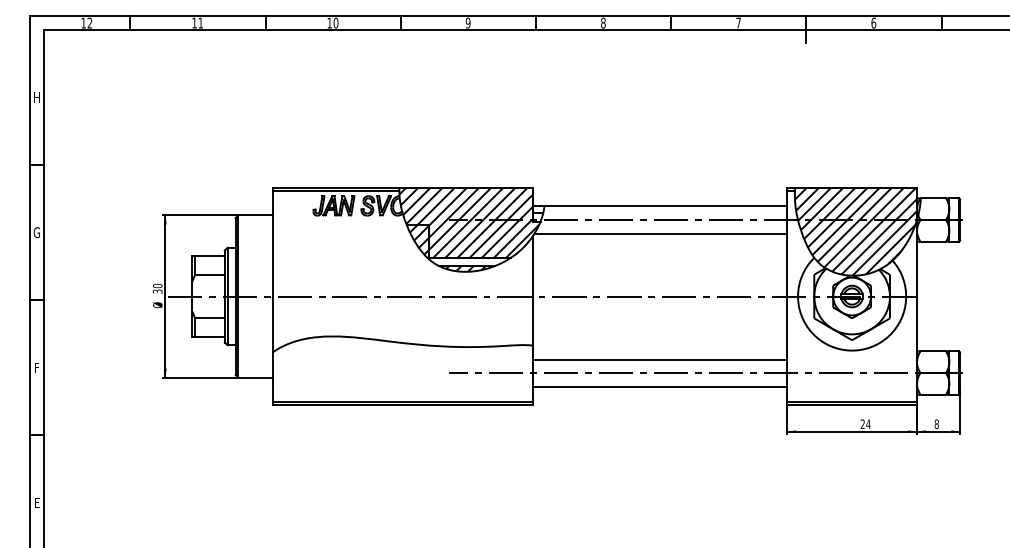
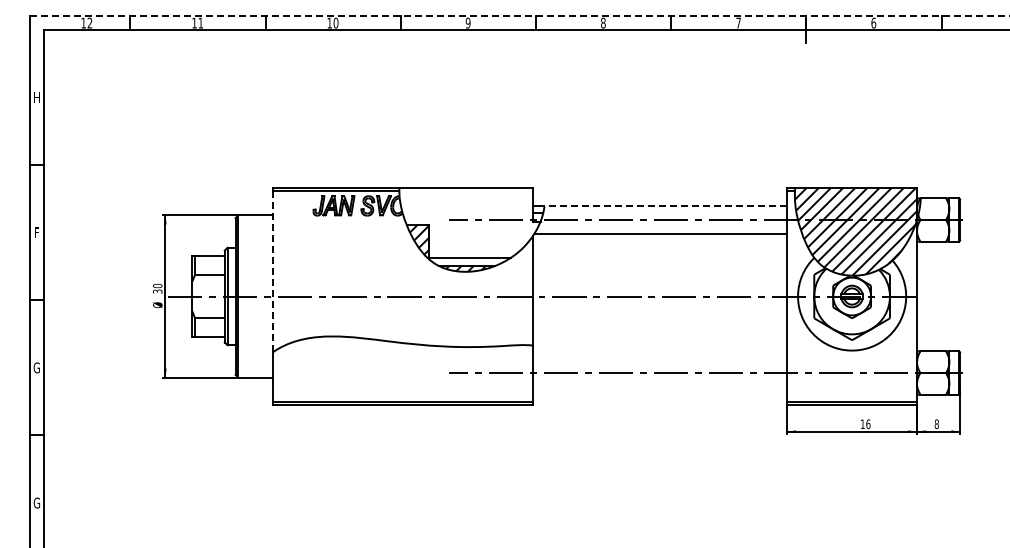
line: solid -> dashed (519, 16)
line: solid -> dashed (665, 206)
hatch: present -> none (469, 222)
text: G -> F (36, 232)
line: solid -> dashed (273, 272)
line: present -> none (660, 359)
text: F -> G (36, 367)
line: present -> none (660, 386)
text: 24 -> 16 (865, 424)
text: E -> G (36, 502)
